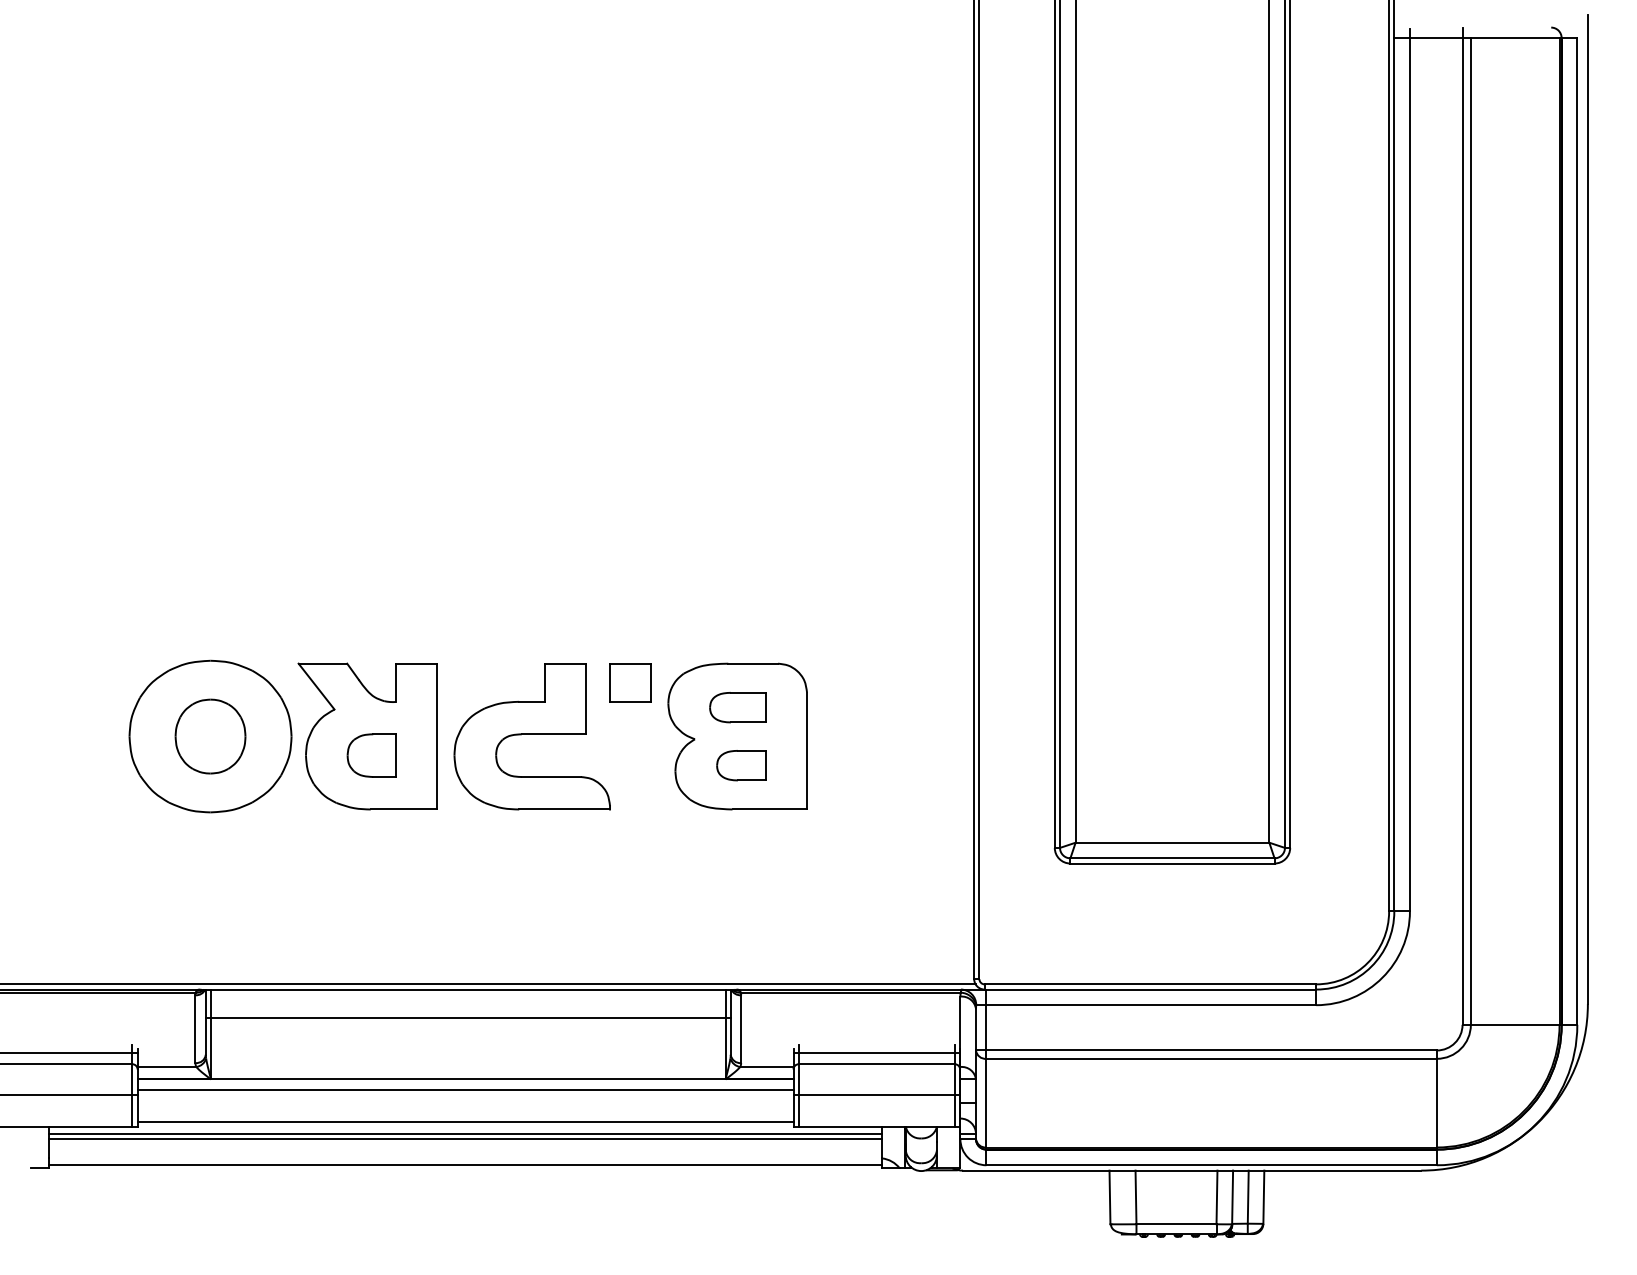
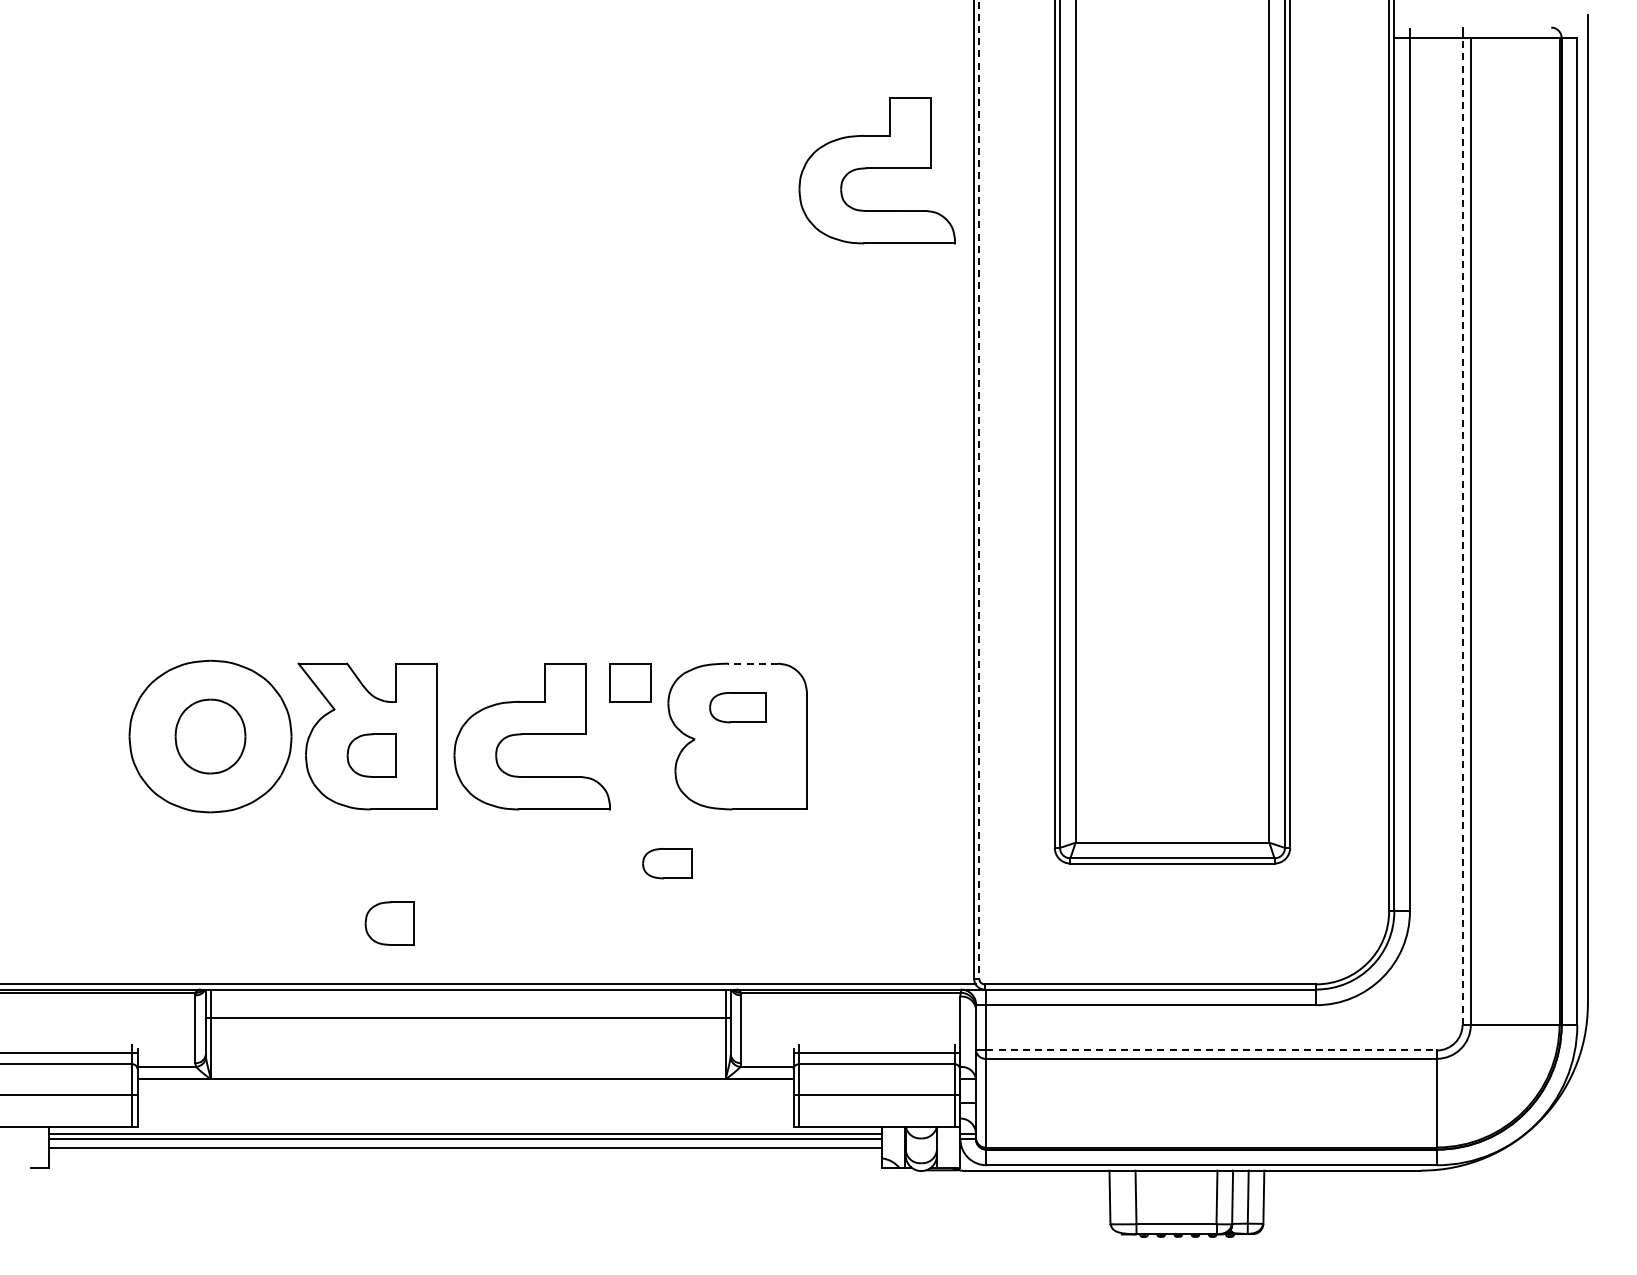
part: none -> present (876, 170)
line: solid -> dashed (979, 490)
line: solid -> dashed (1462, 530)
line: solid -> dashed (753, 663)
part position: (741, 765) -> (667, 863) (667, 863)
part: none -> present (389, 923)
line: solid -> dashed (1212, 1050)
line: present -> none (465, 1090)
line: present -> none (465, 1121)
line position: (465, 1165) -> (465, 1148) (465, 1148)
